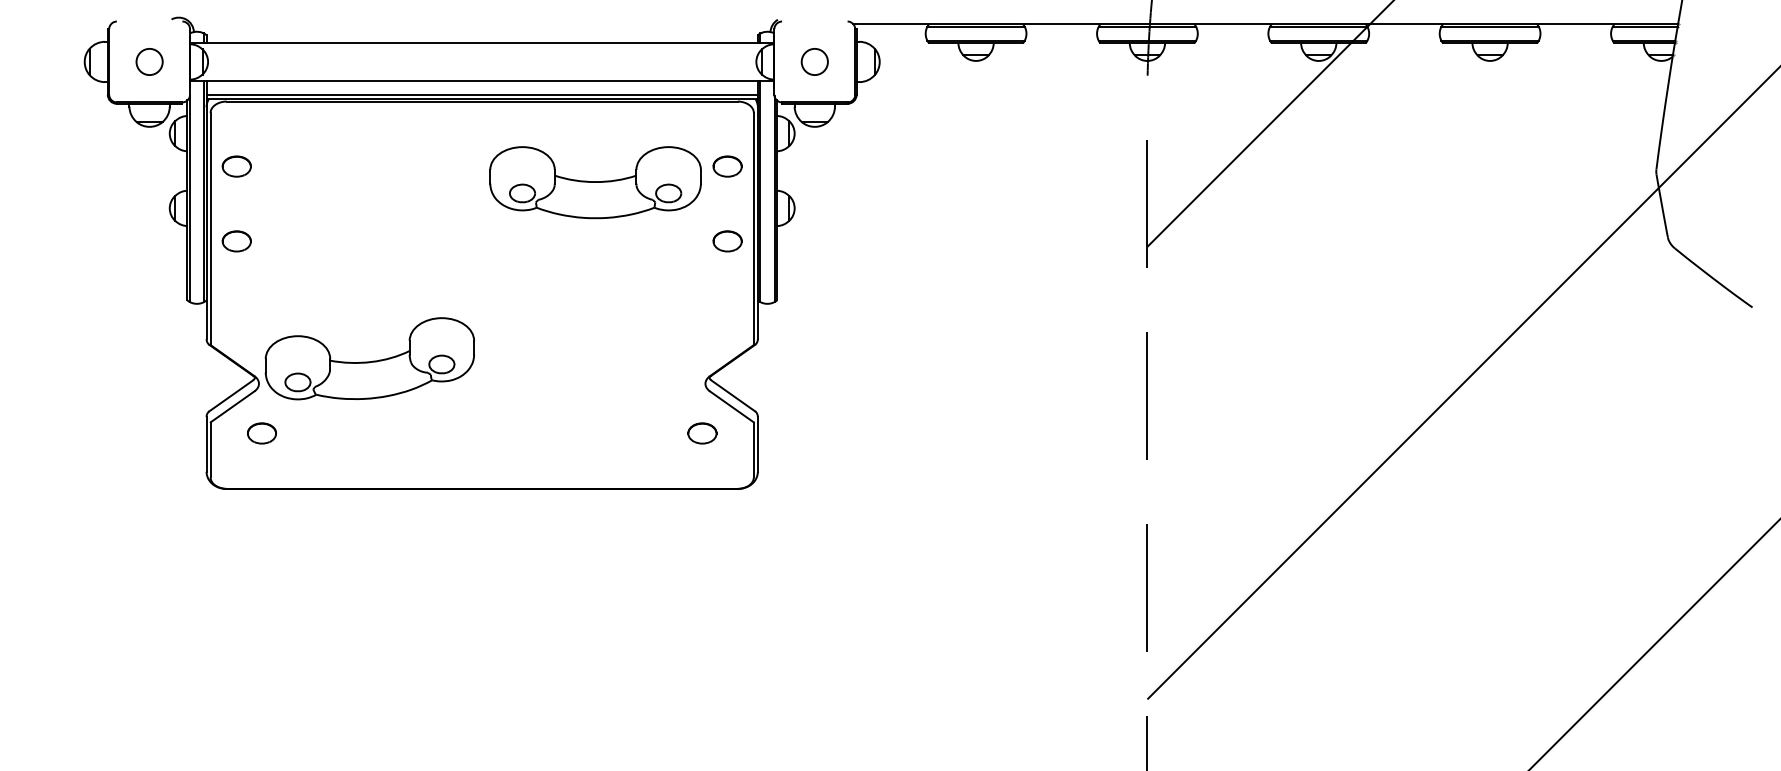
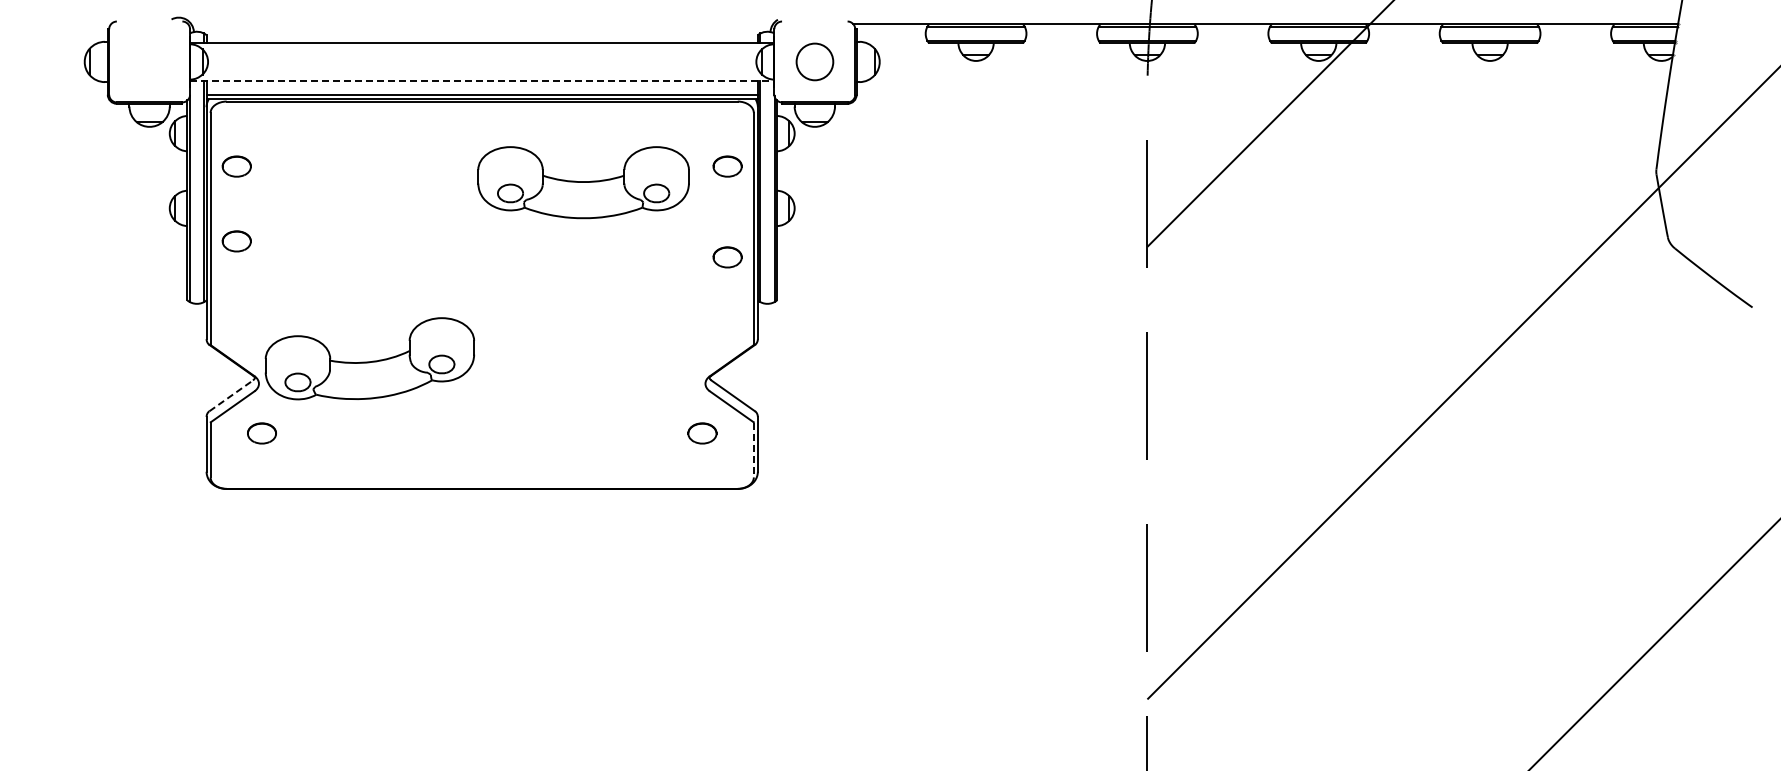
circle: present -> none (149, 61)
circle size: 29x28 px -> 40x40 px (814, 61)
line: solid -> dashed (482, 81)
part position: (595, 182) -> (583, 182) (583, 182)
part position: (727, 241) -> (727, 257) (727, 257)
line: solid -> dashed (231, 395)
line: solid -> dashed (753, 450)
